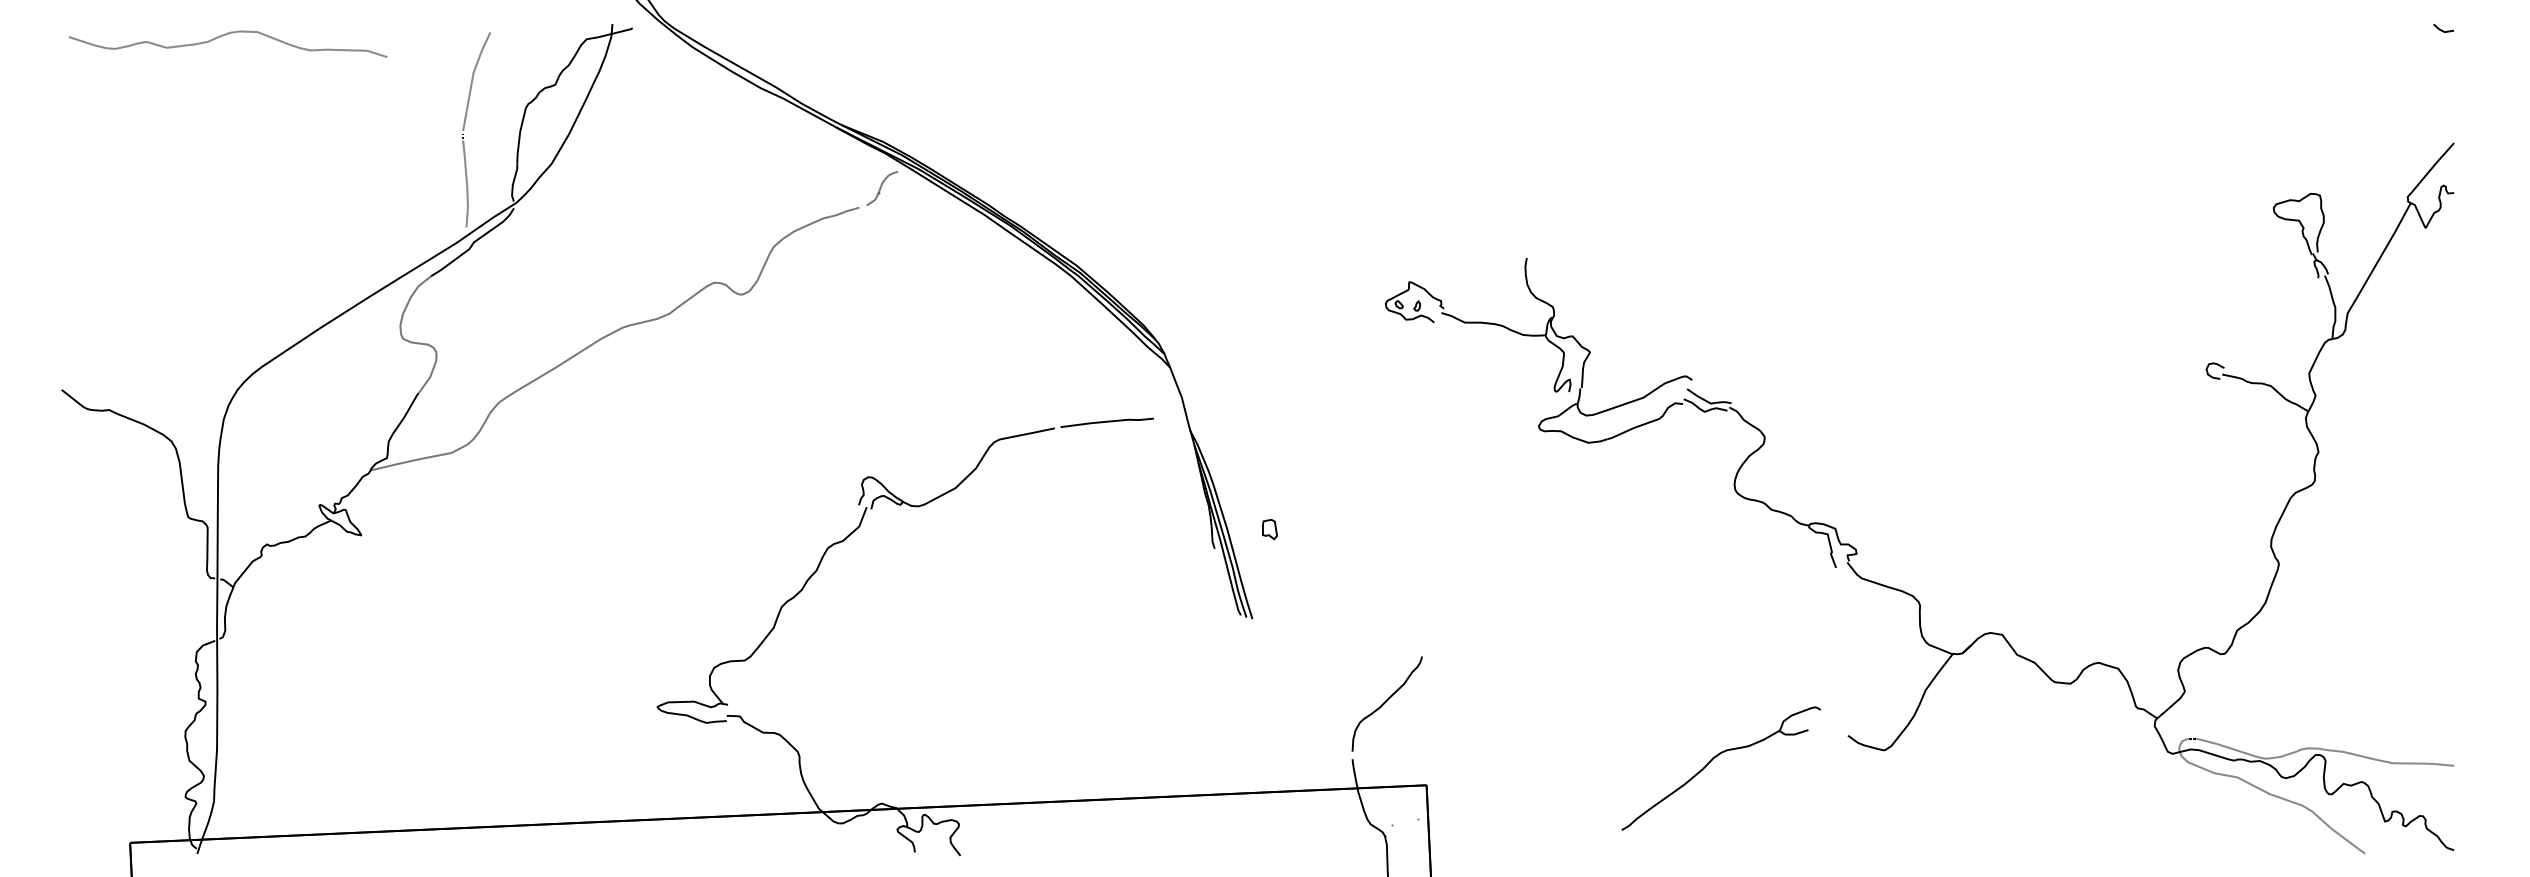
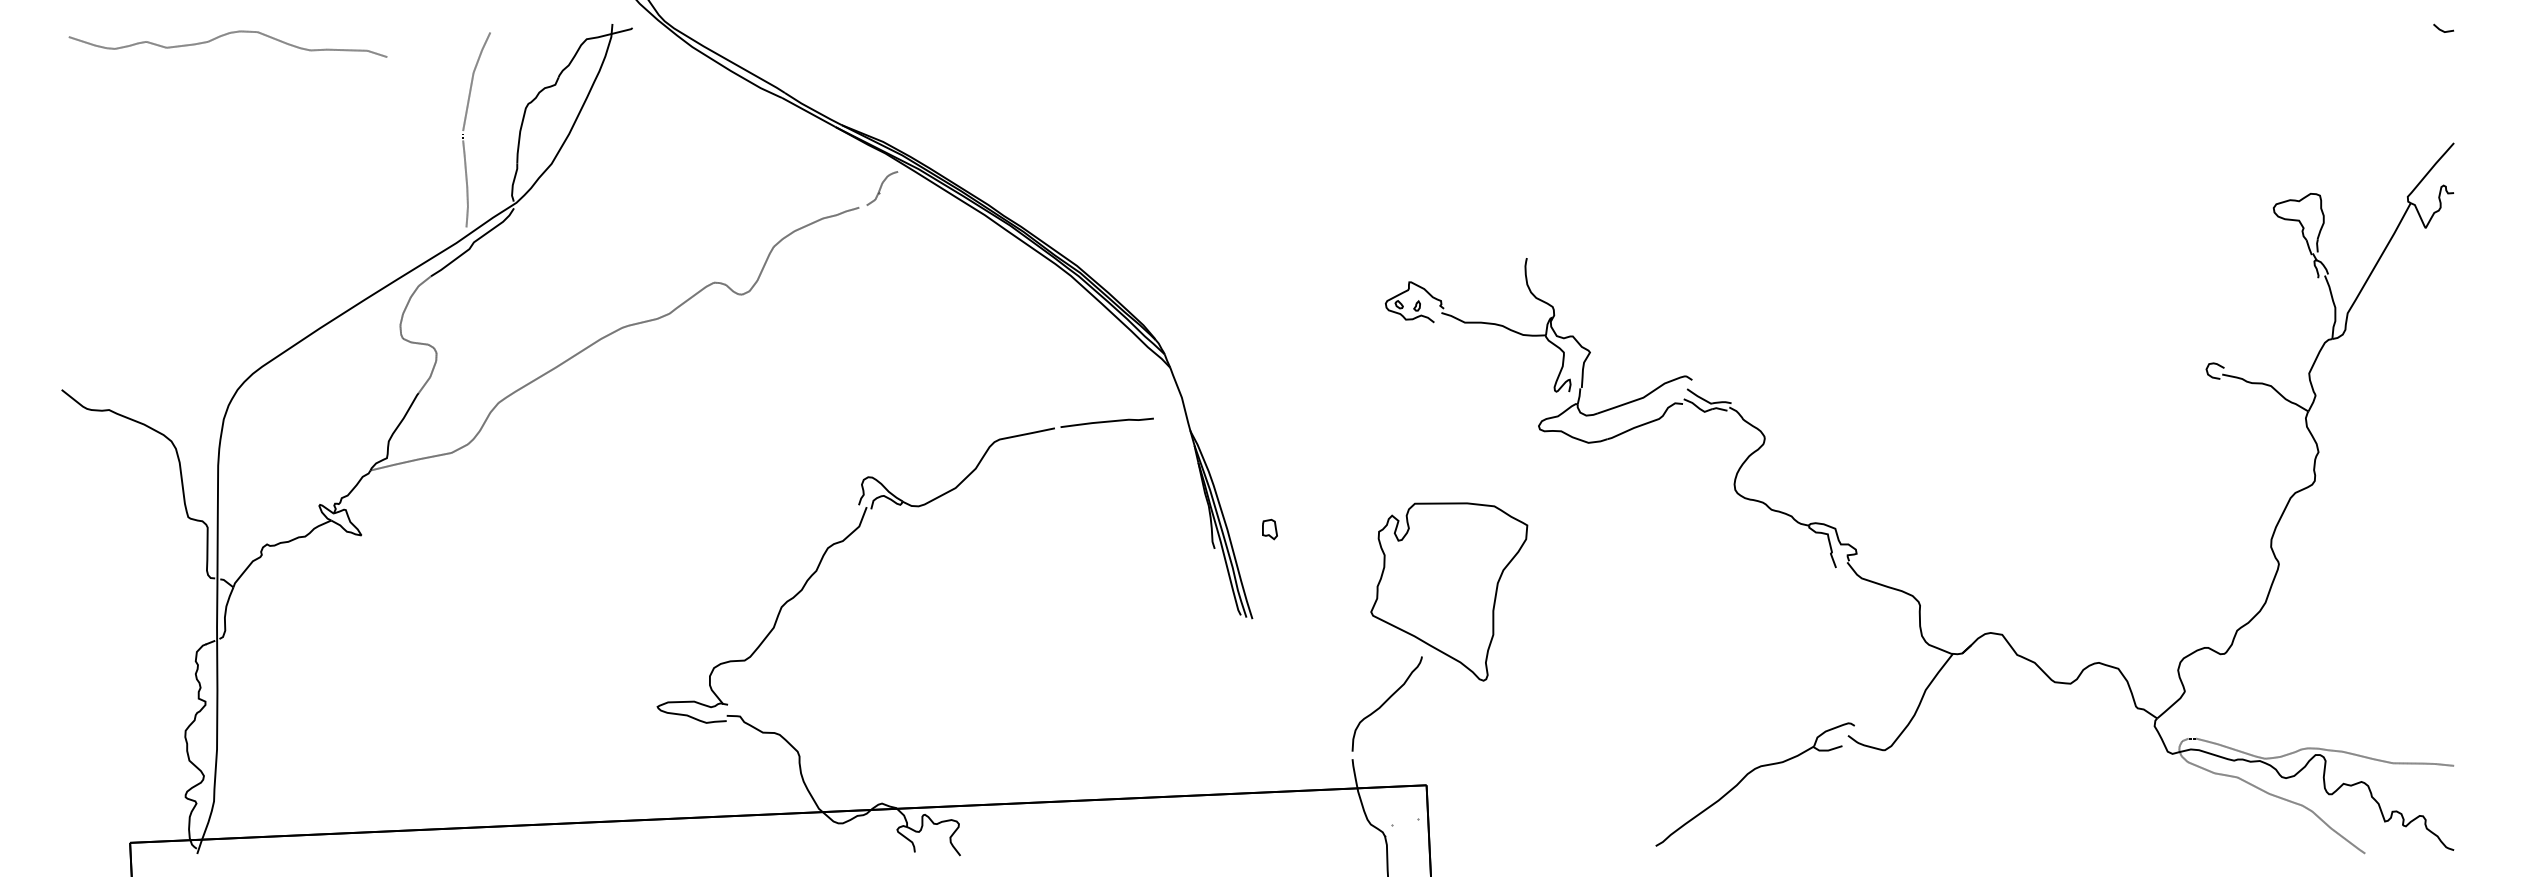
part: none -> present (1449, 591)
part position: (1712, 760) -> (1746, 776) (1746, 776)
